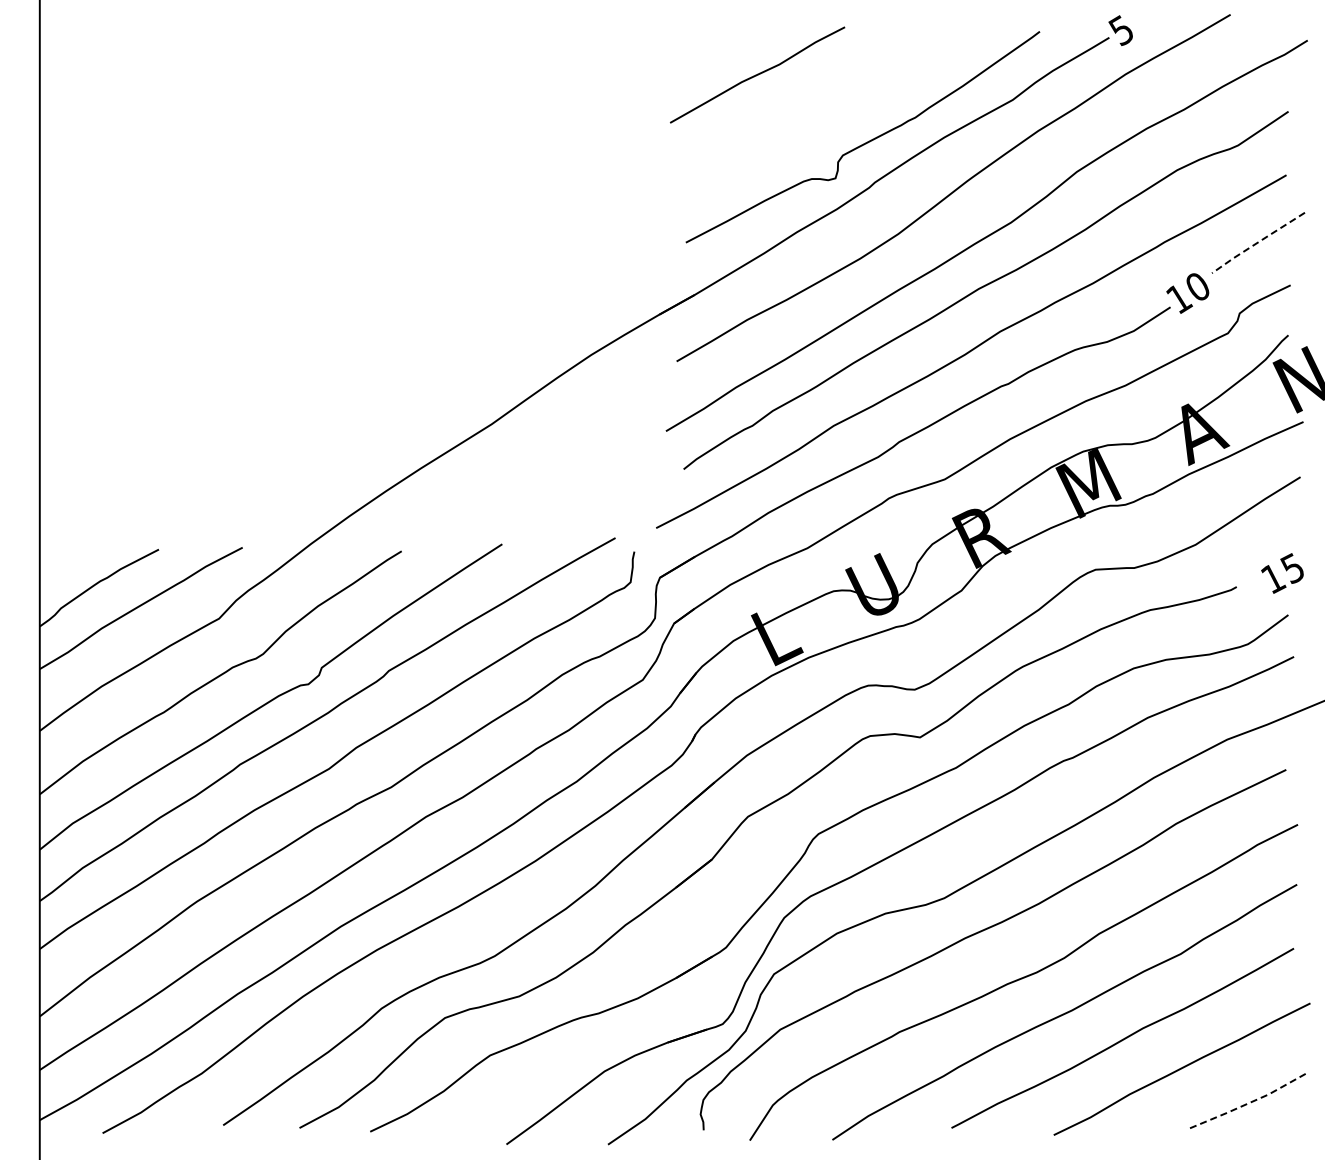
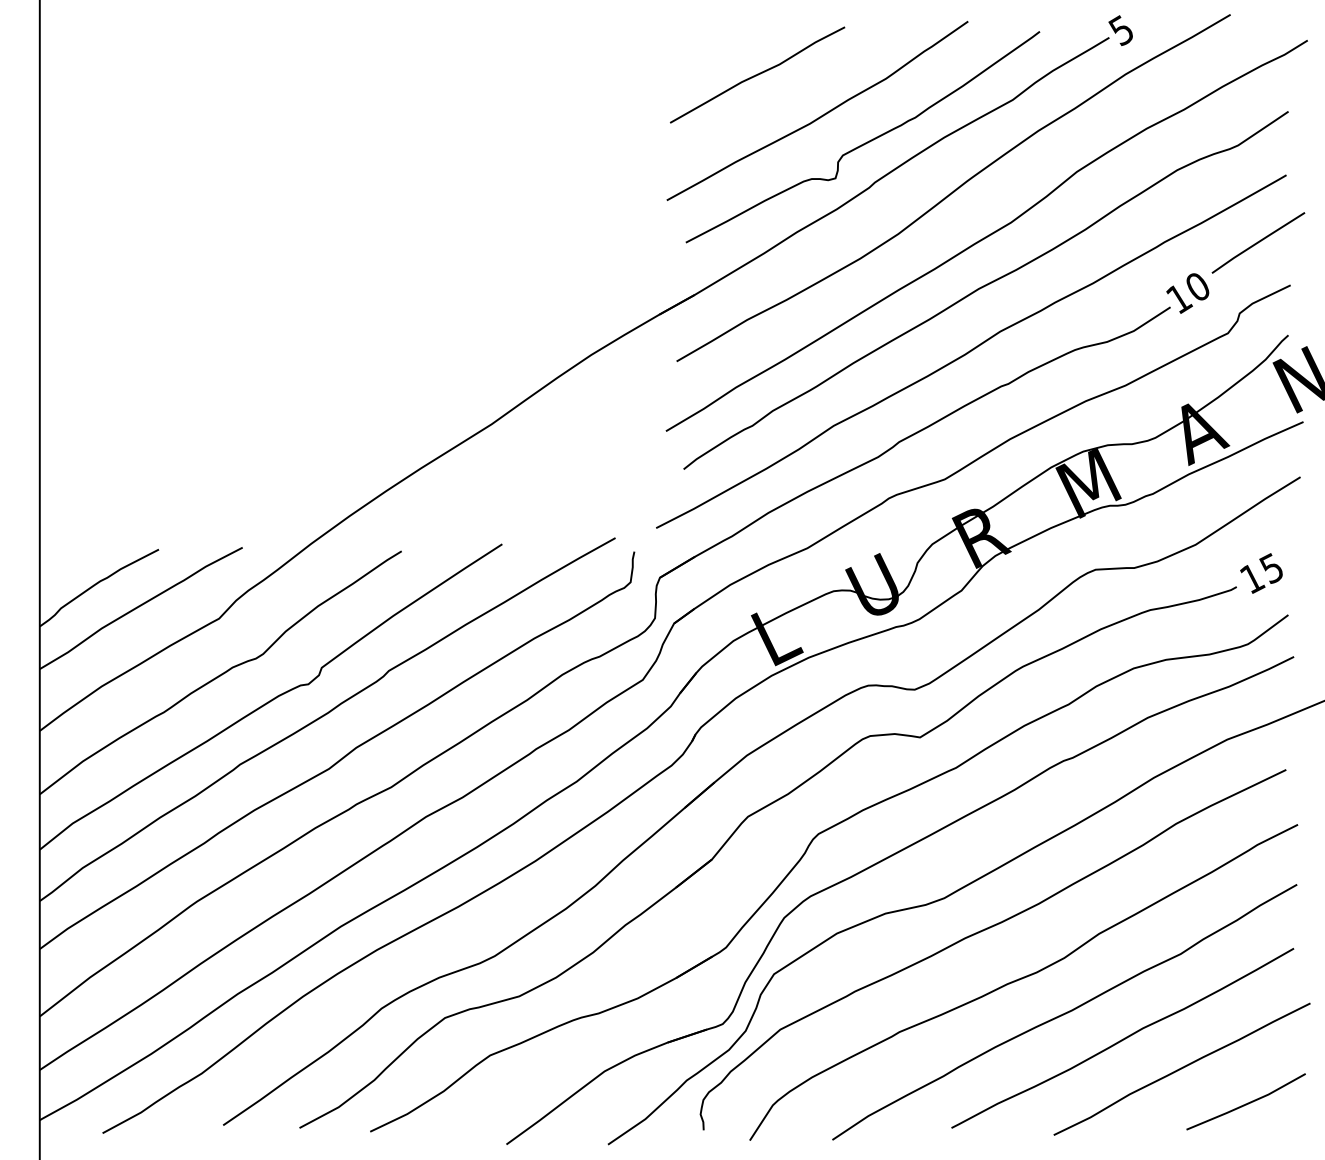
curve: none -> present (819, 116)
line: dashed -> solid (1257, 242)
text position: (1282, 573) -> (1261, 573) (1261, 573)
line: dashed -> solid (1247, 1104)
